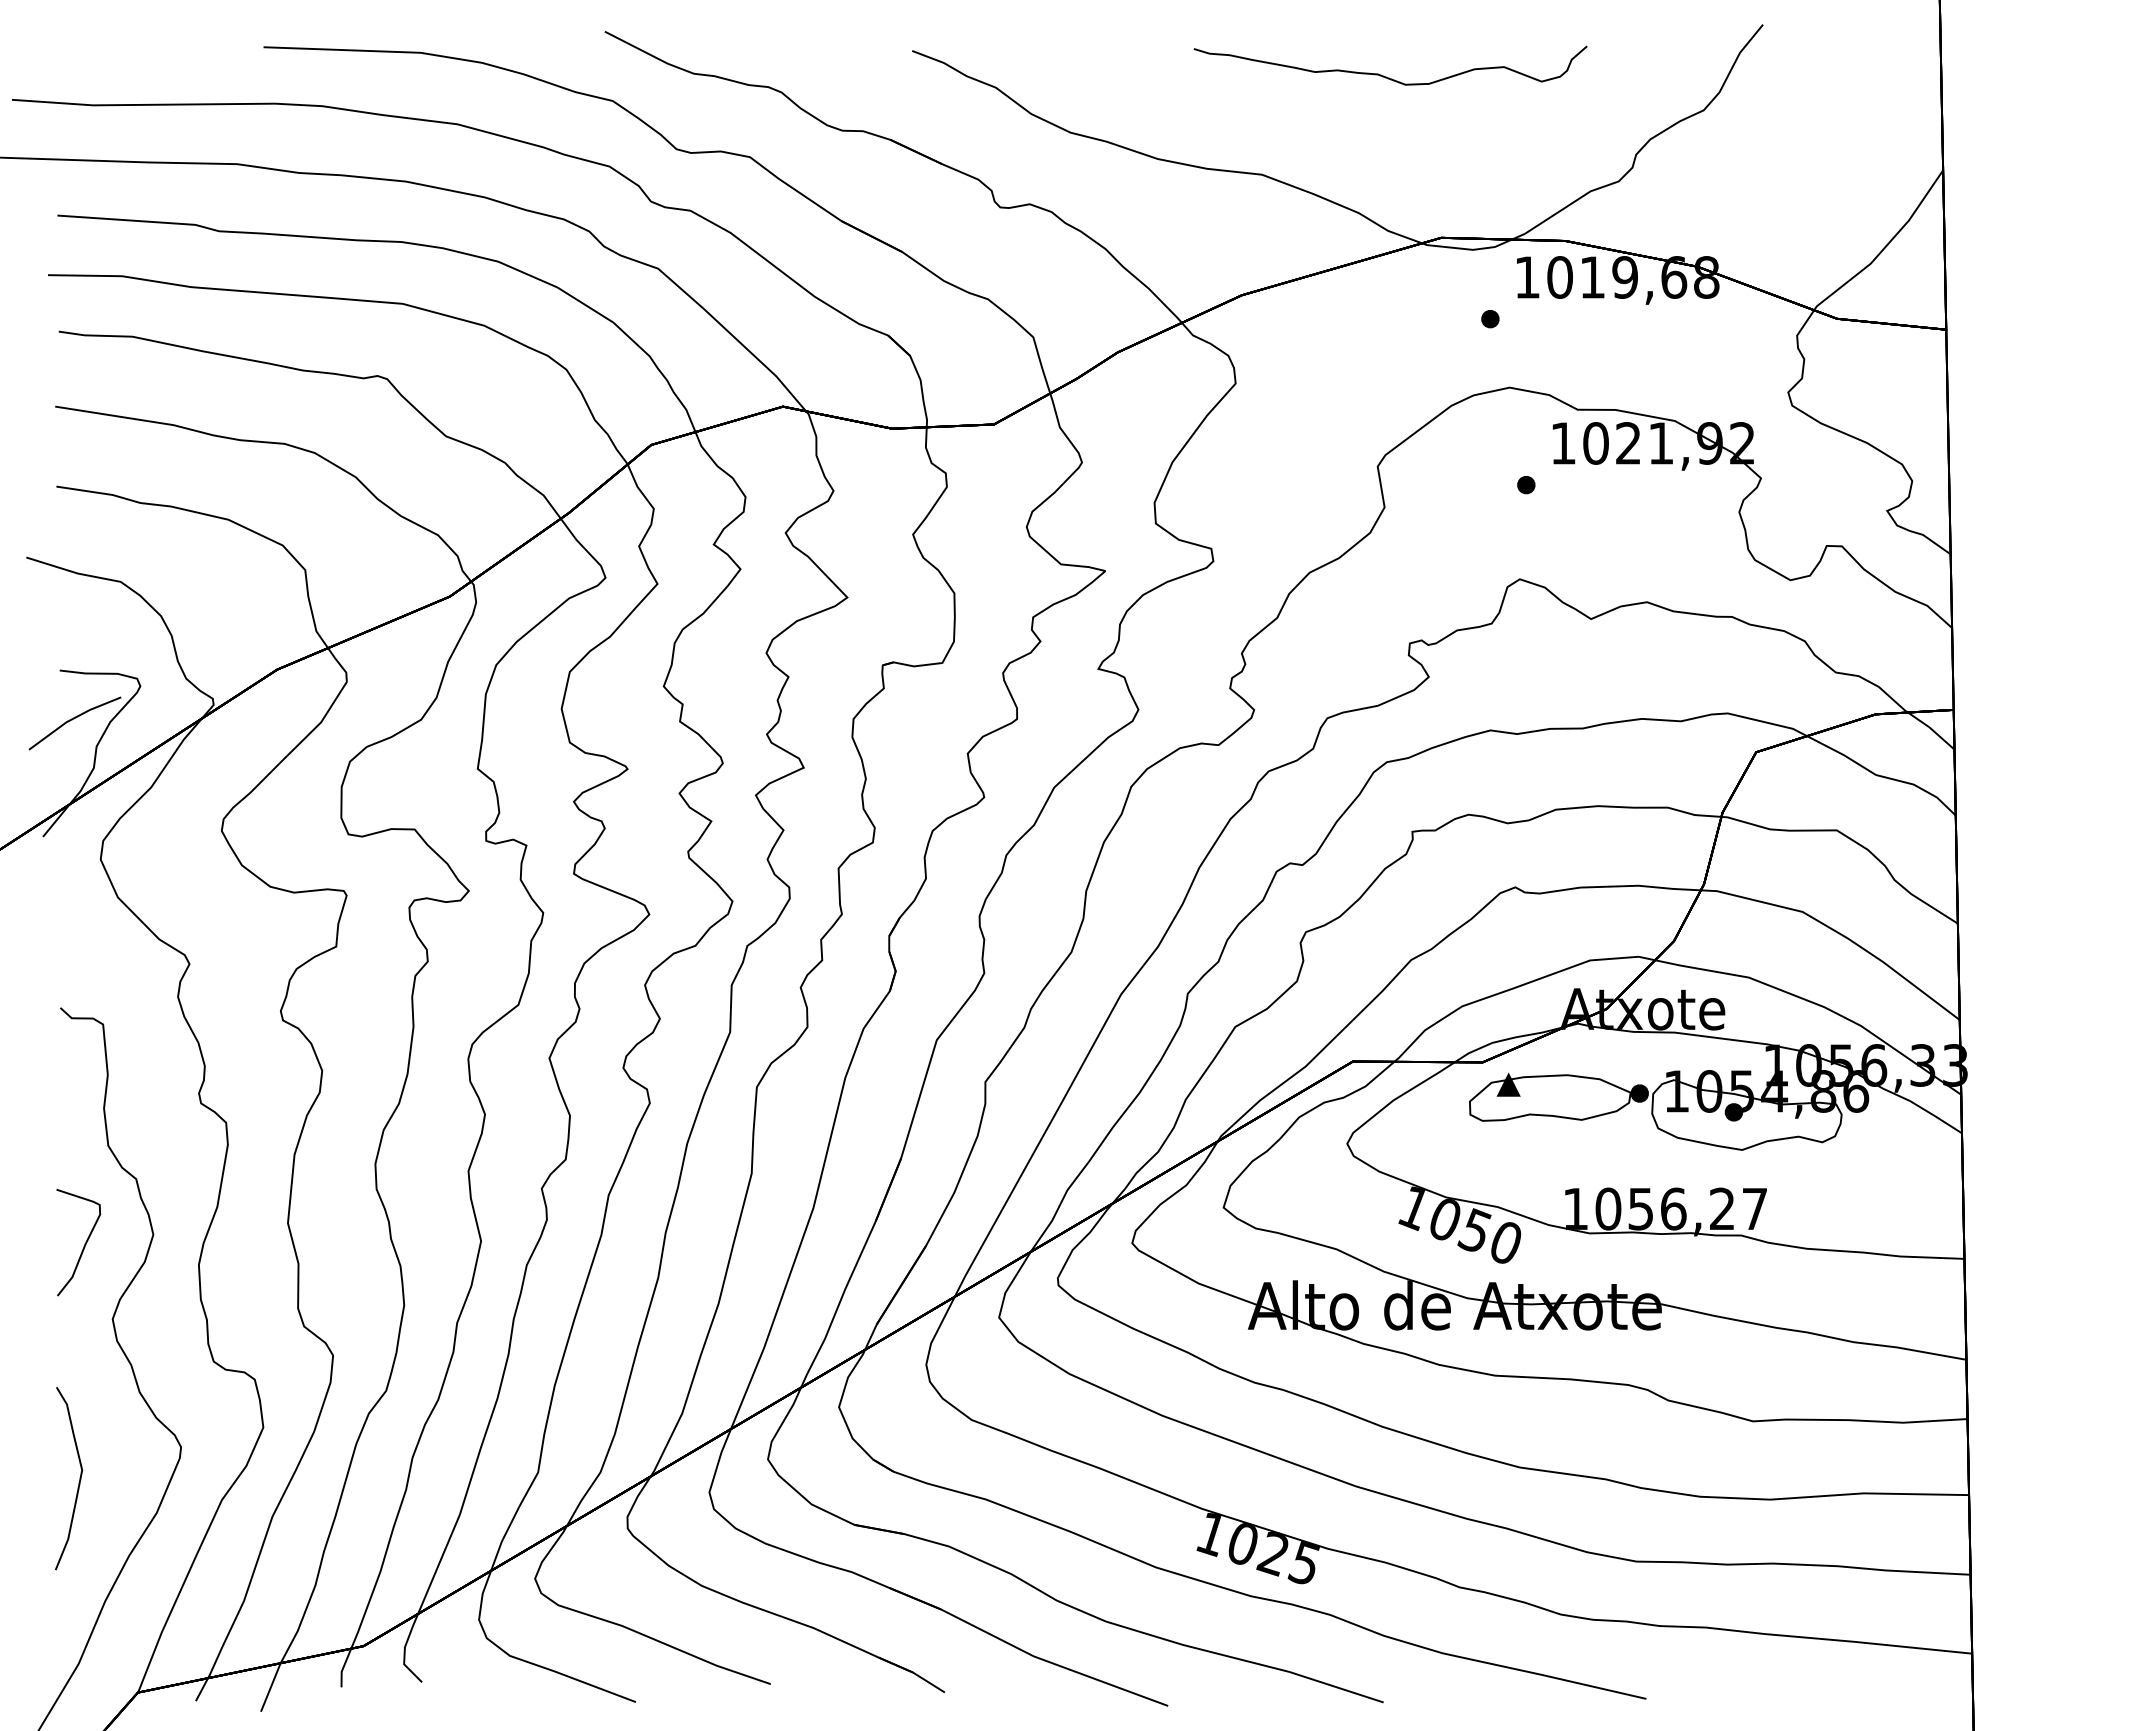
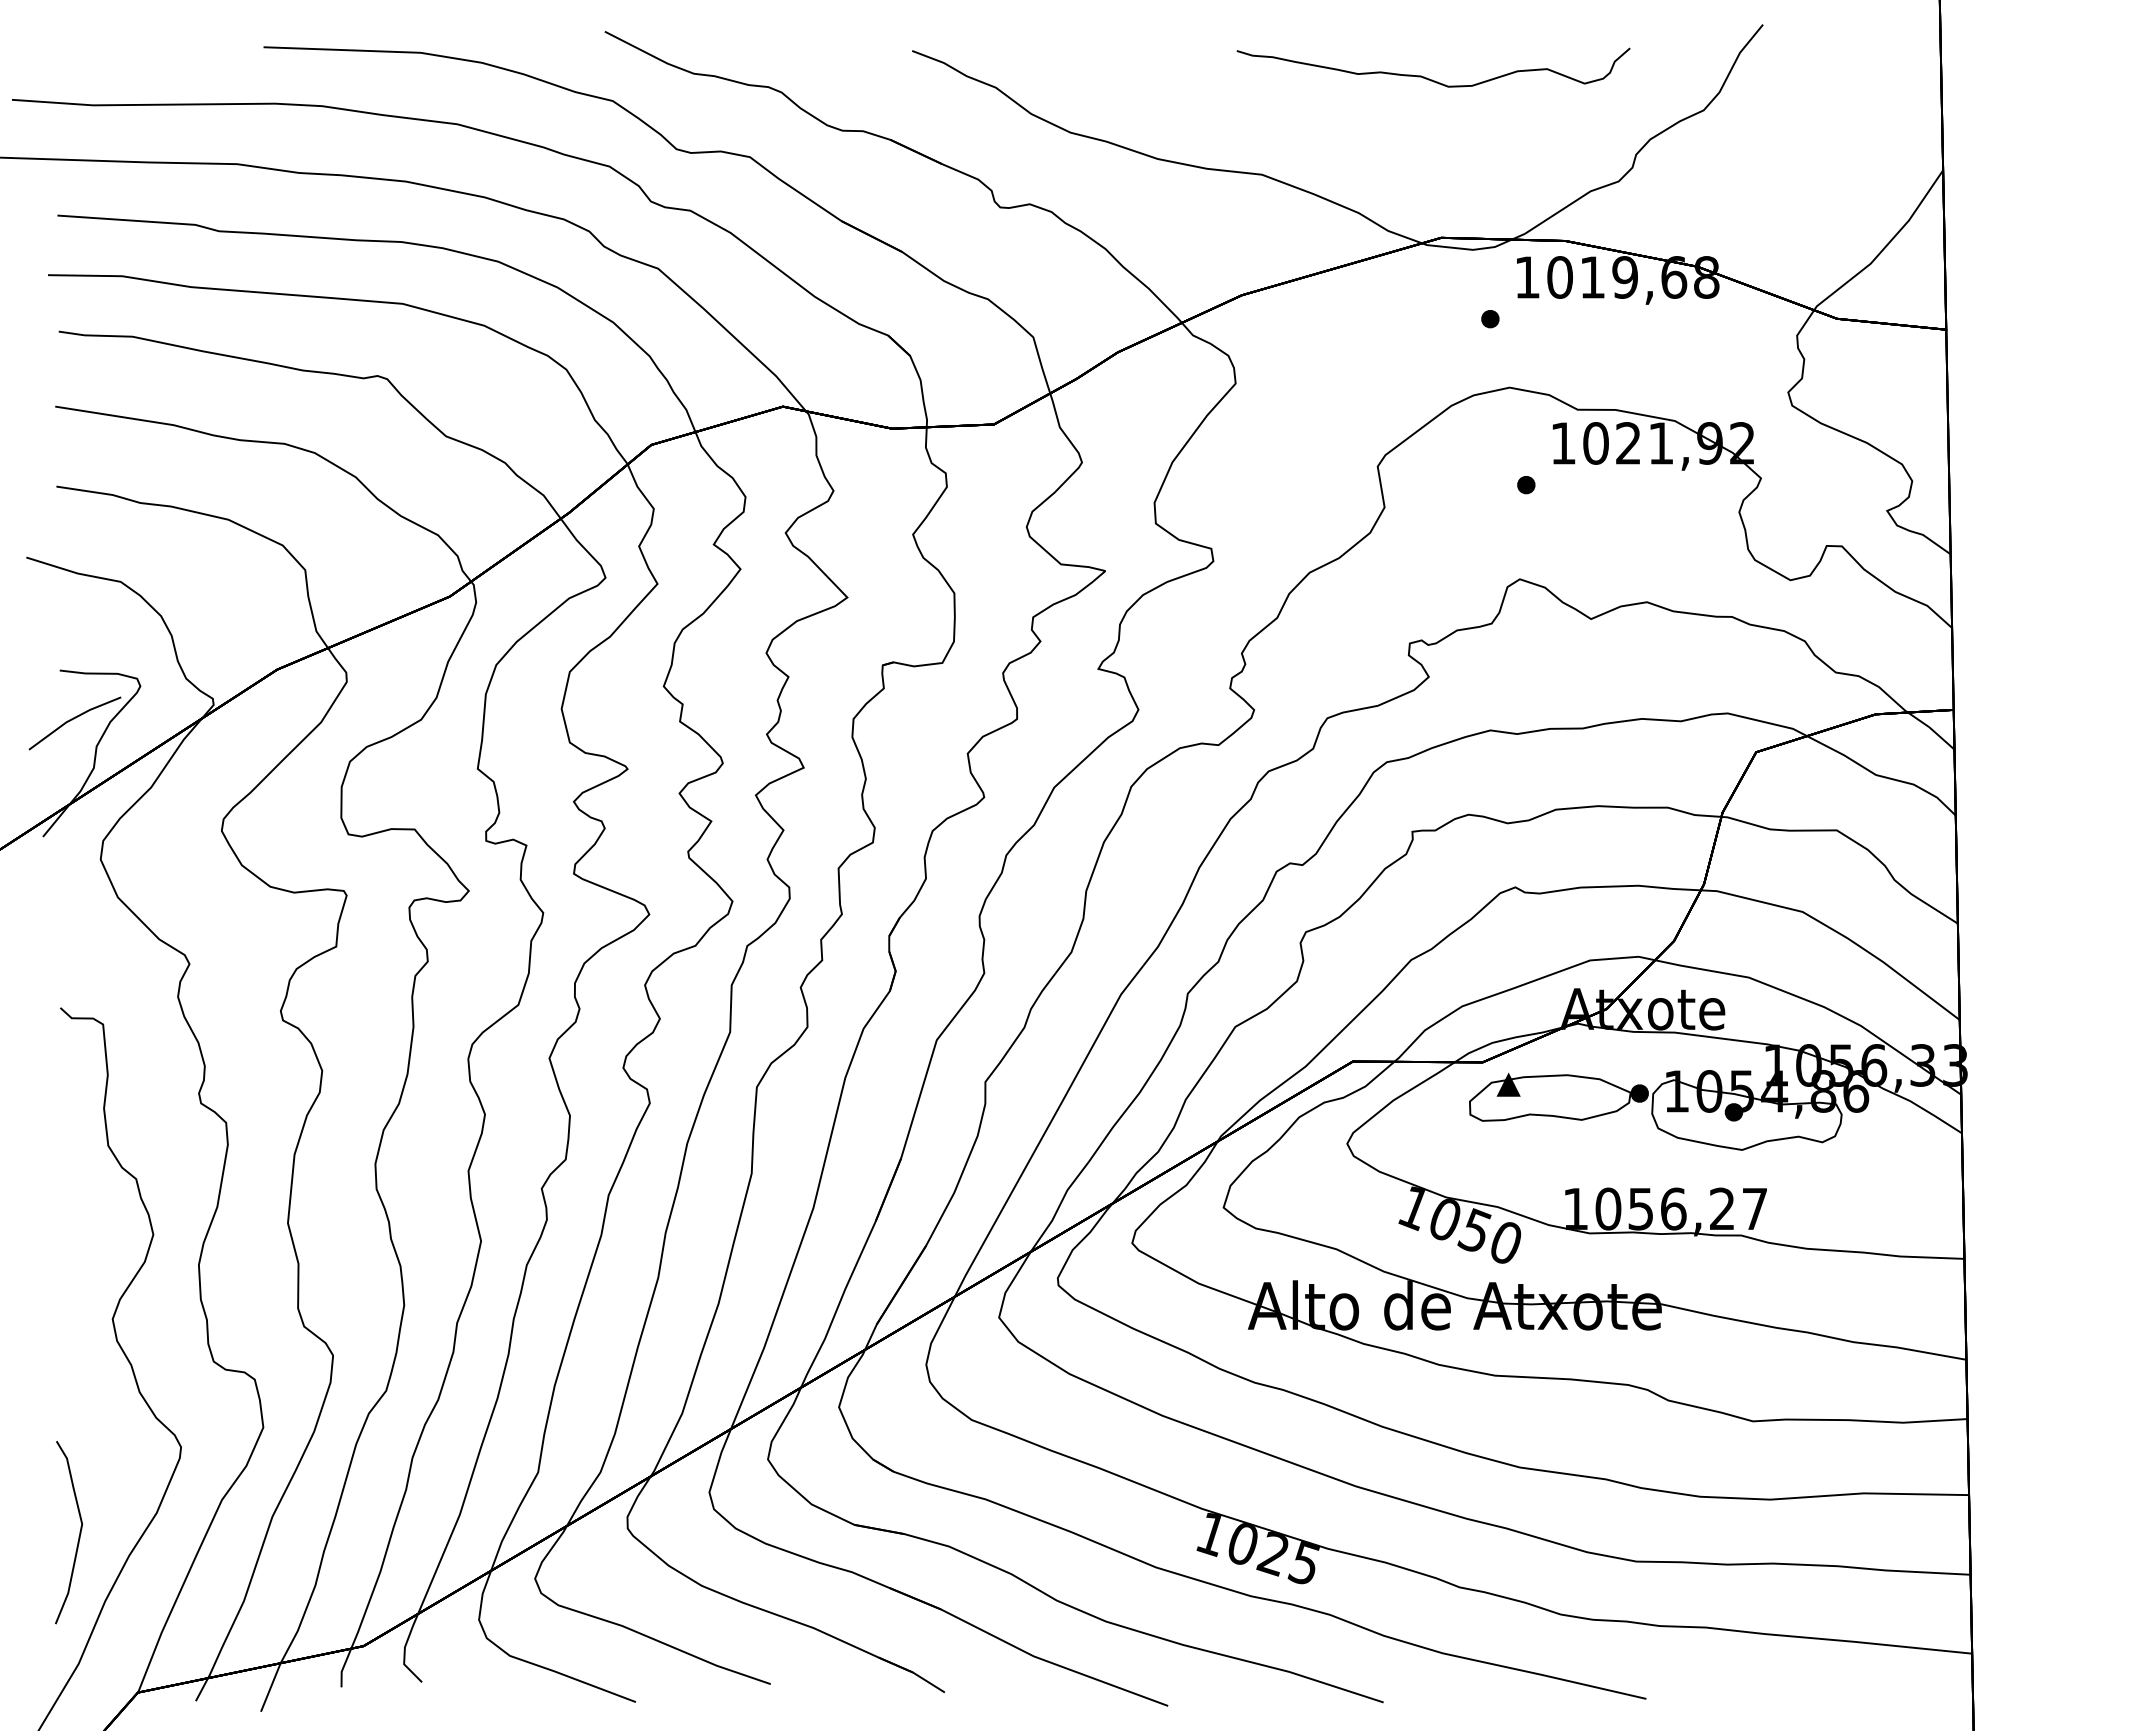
curve position: (1386, 76) -> (1429, 78) (1429, 78)
curve: present -> none (84, 1243)
curve position: (78, 1482) -> (78, 1536) (78, 1536)
